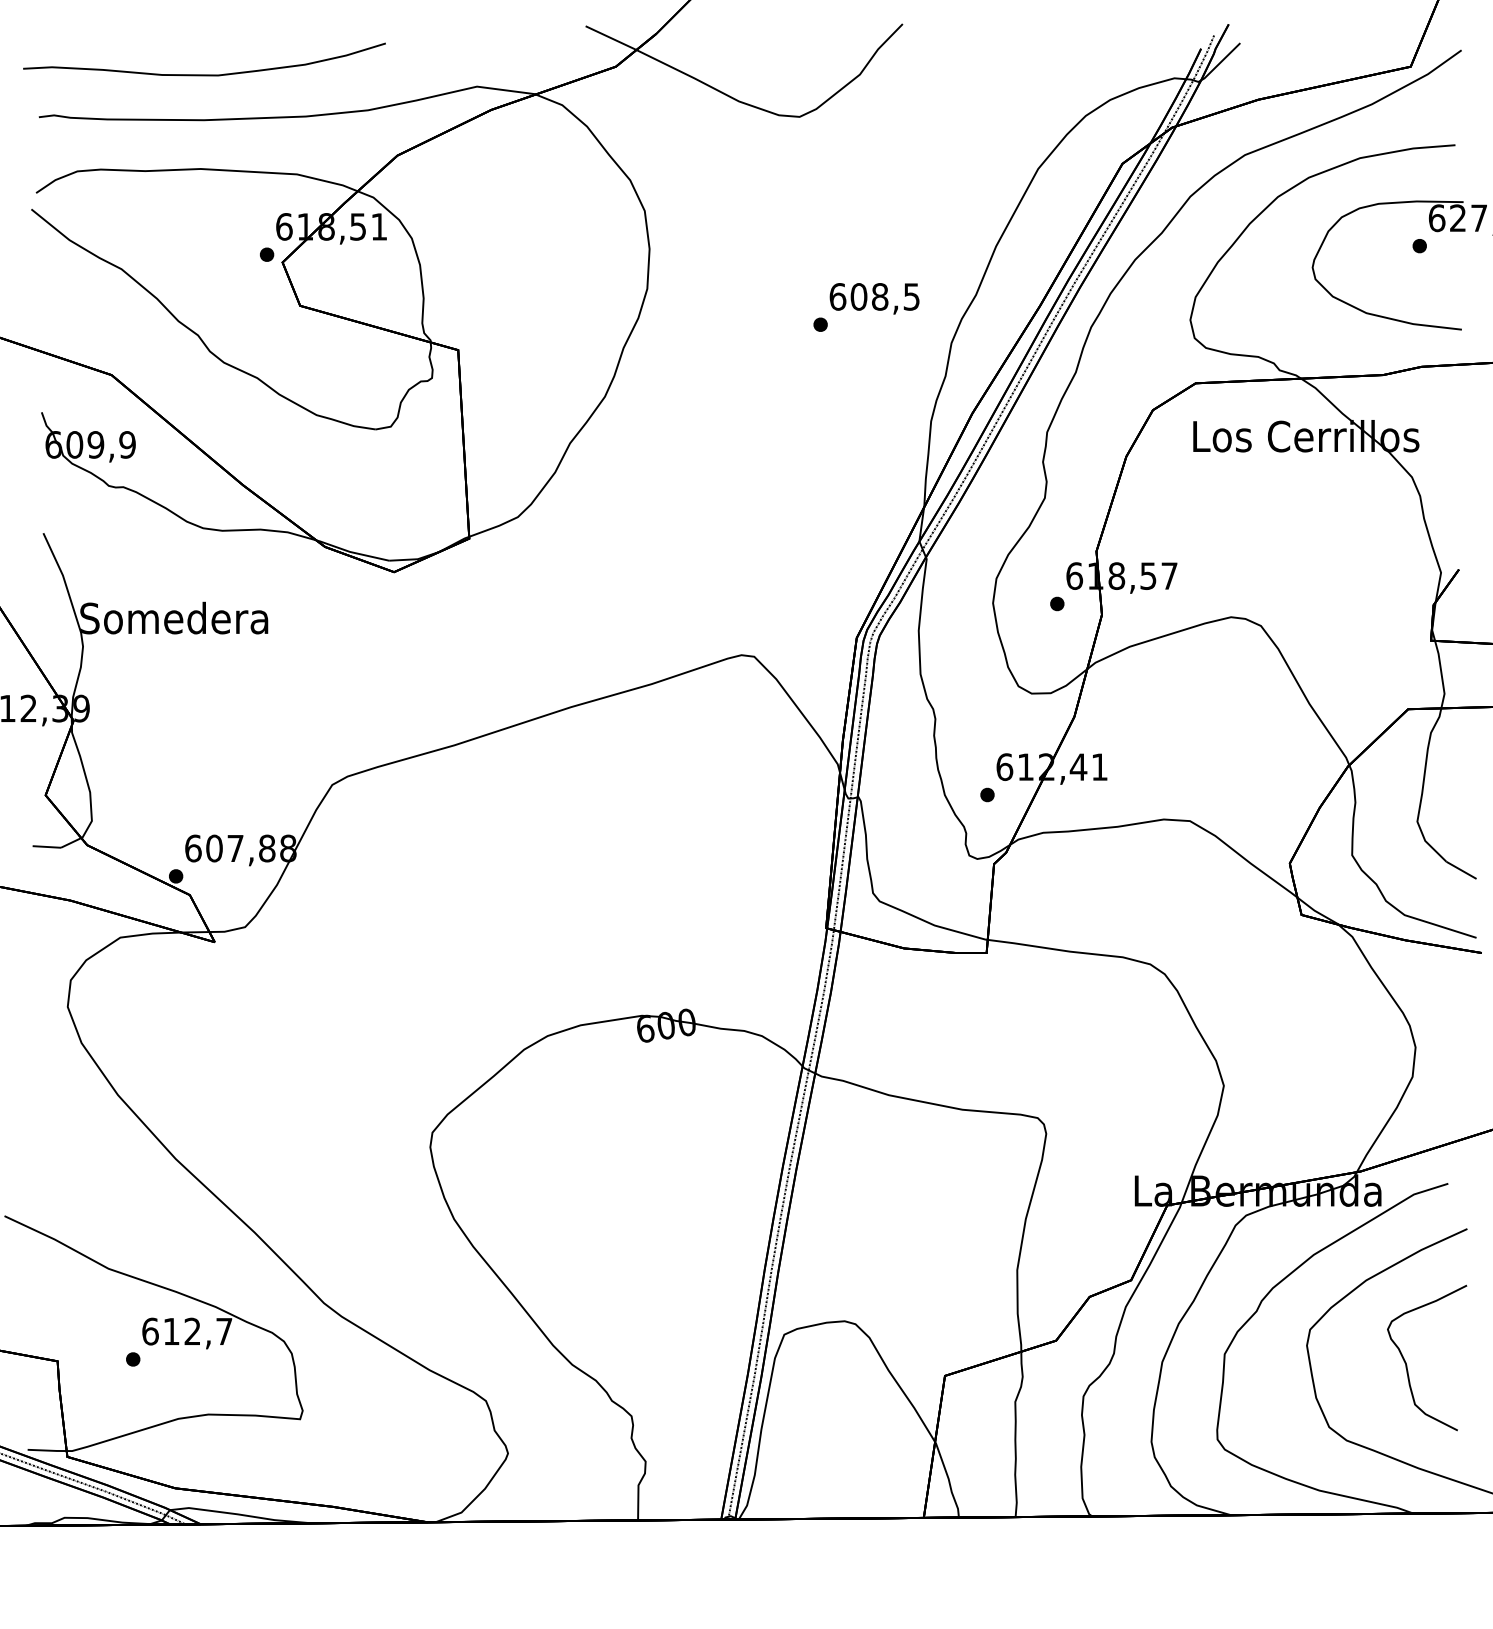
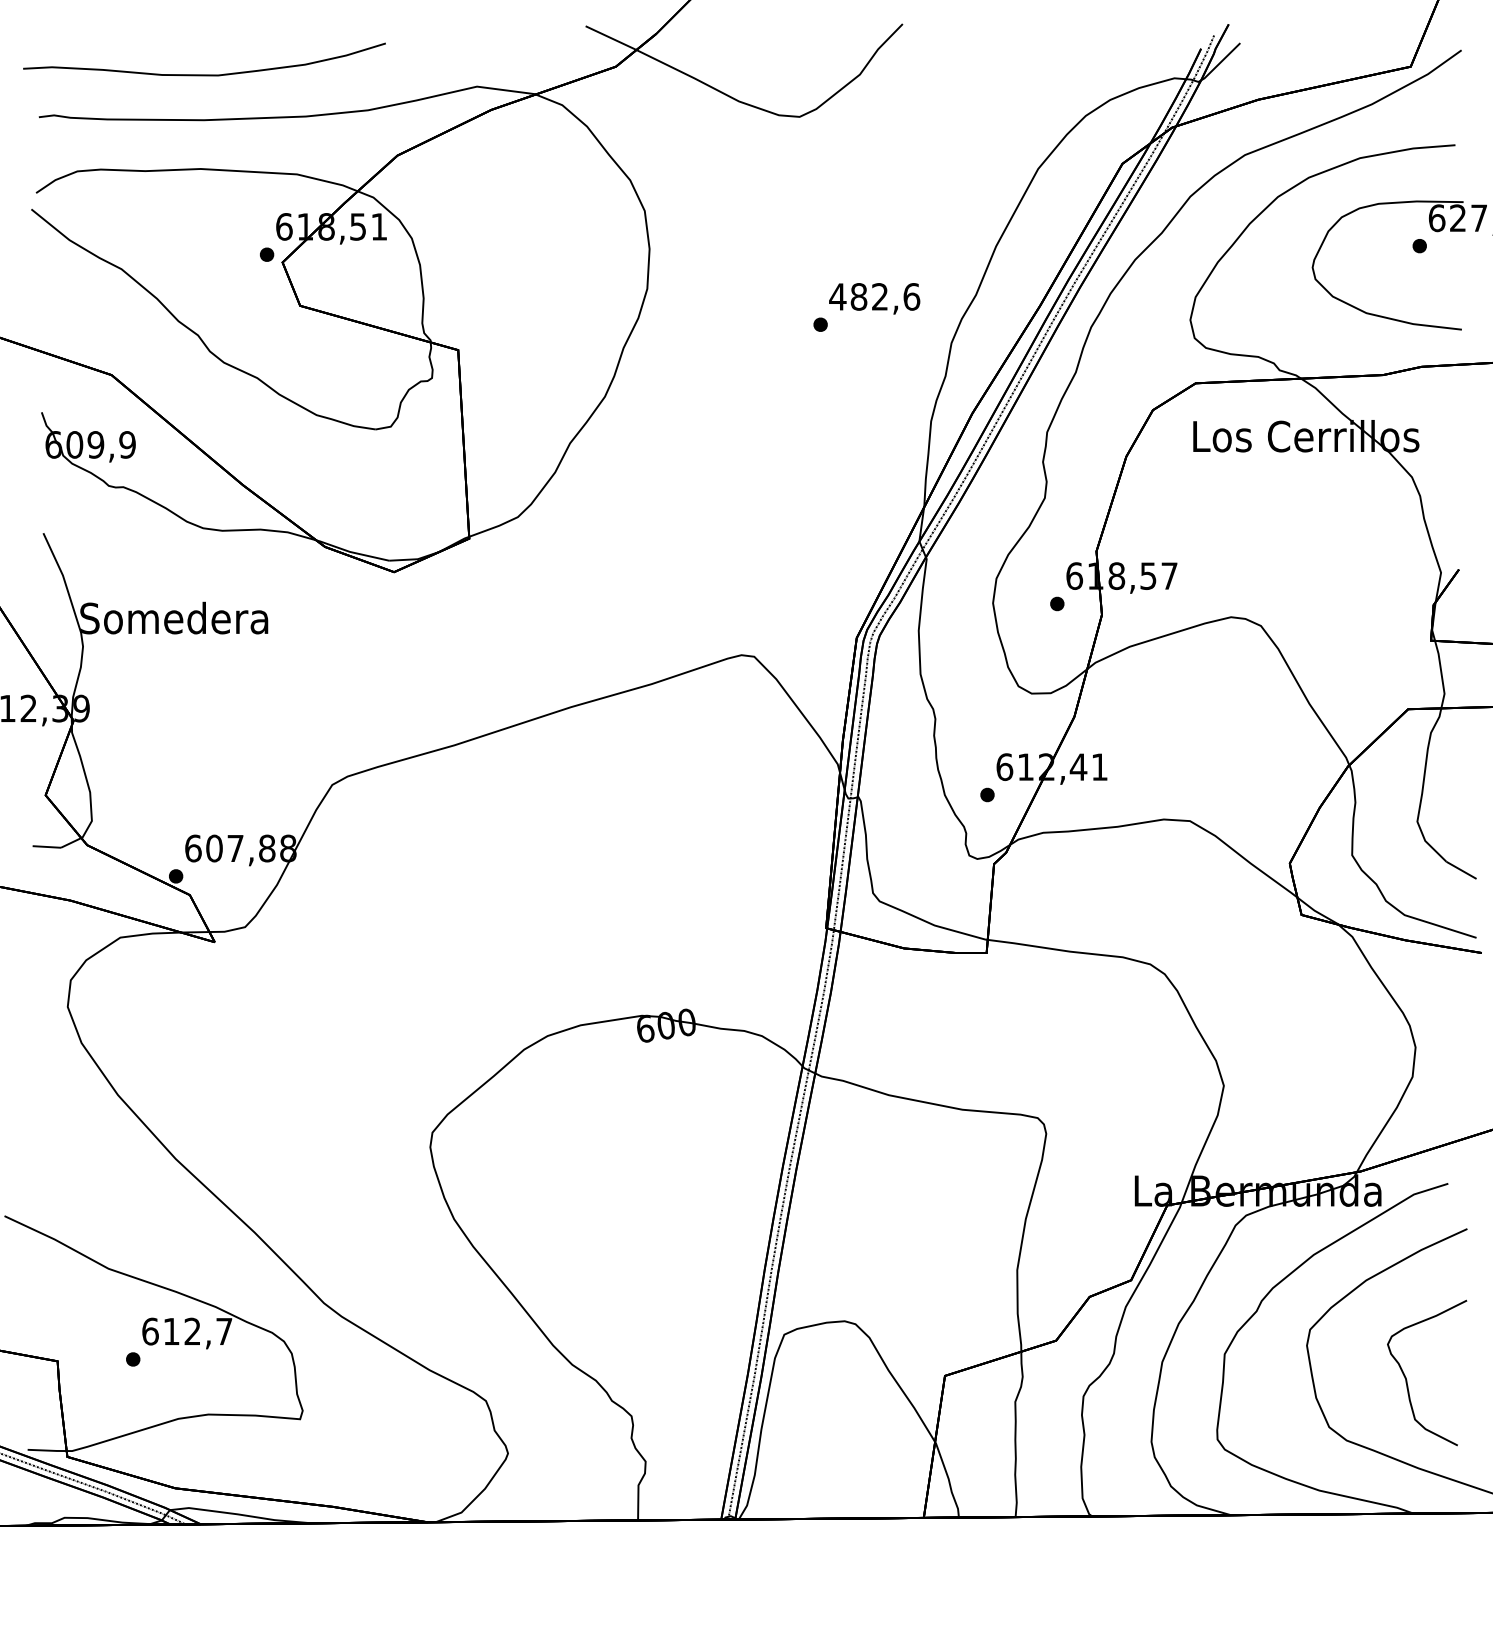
text: 608,5 -> 482,6 (874, 296)
curve position: (1407, 1365) -> (1407, 1380) (1407, 1380)
